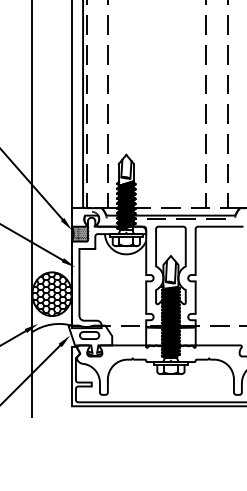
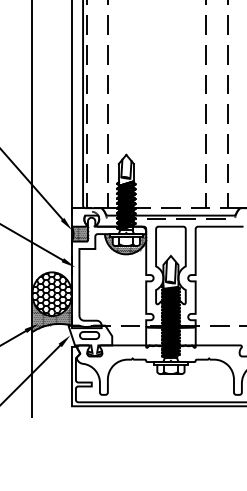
hatch: none -> present (125, 243)
hatch: none -> present (52, 315)
